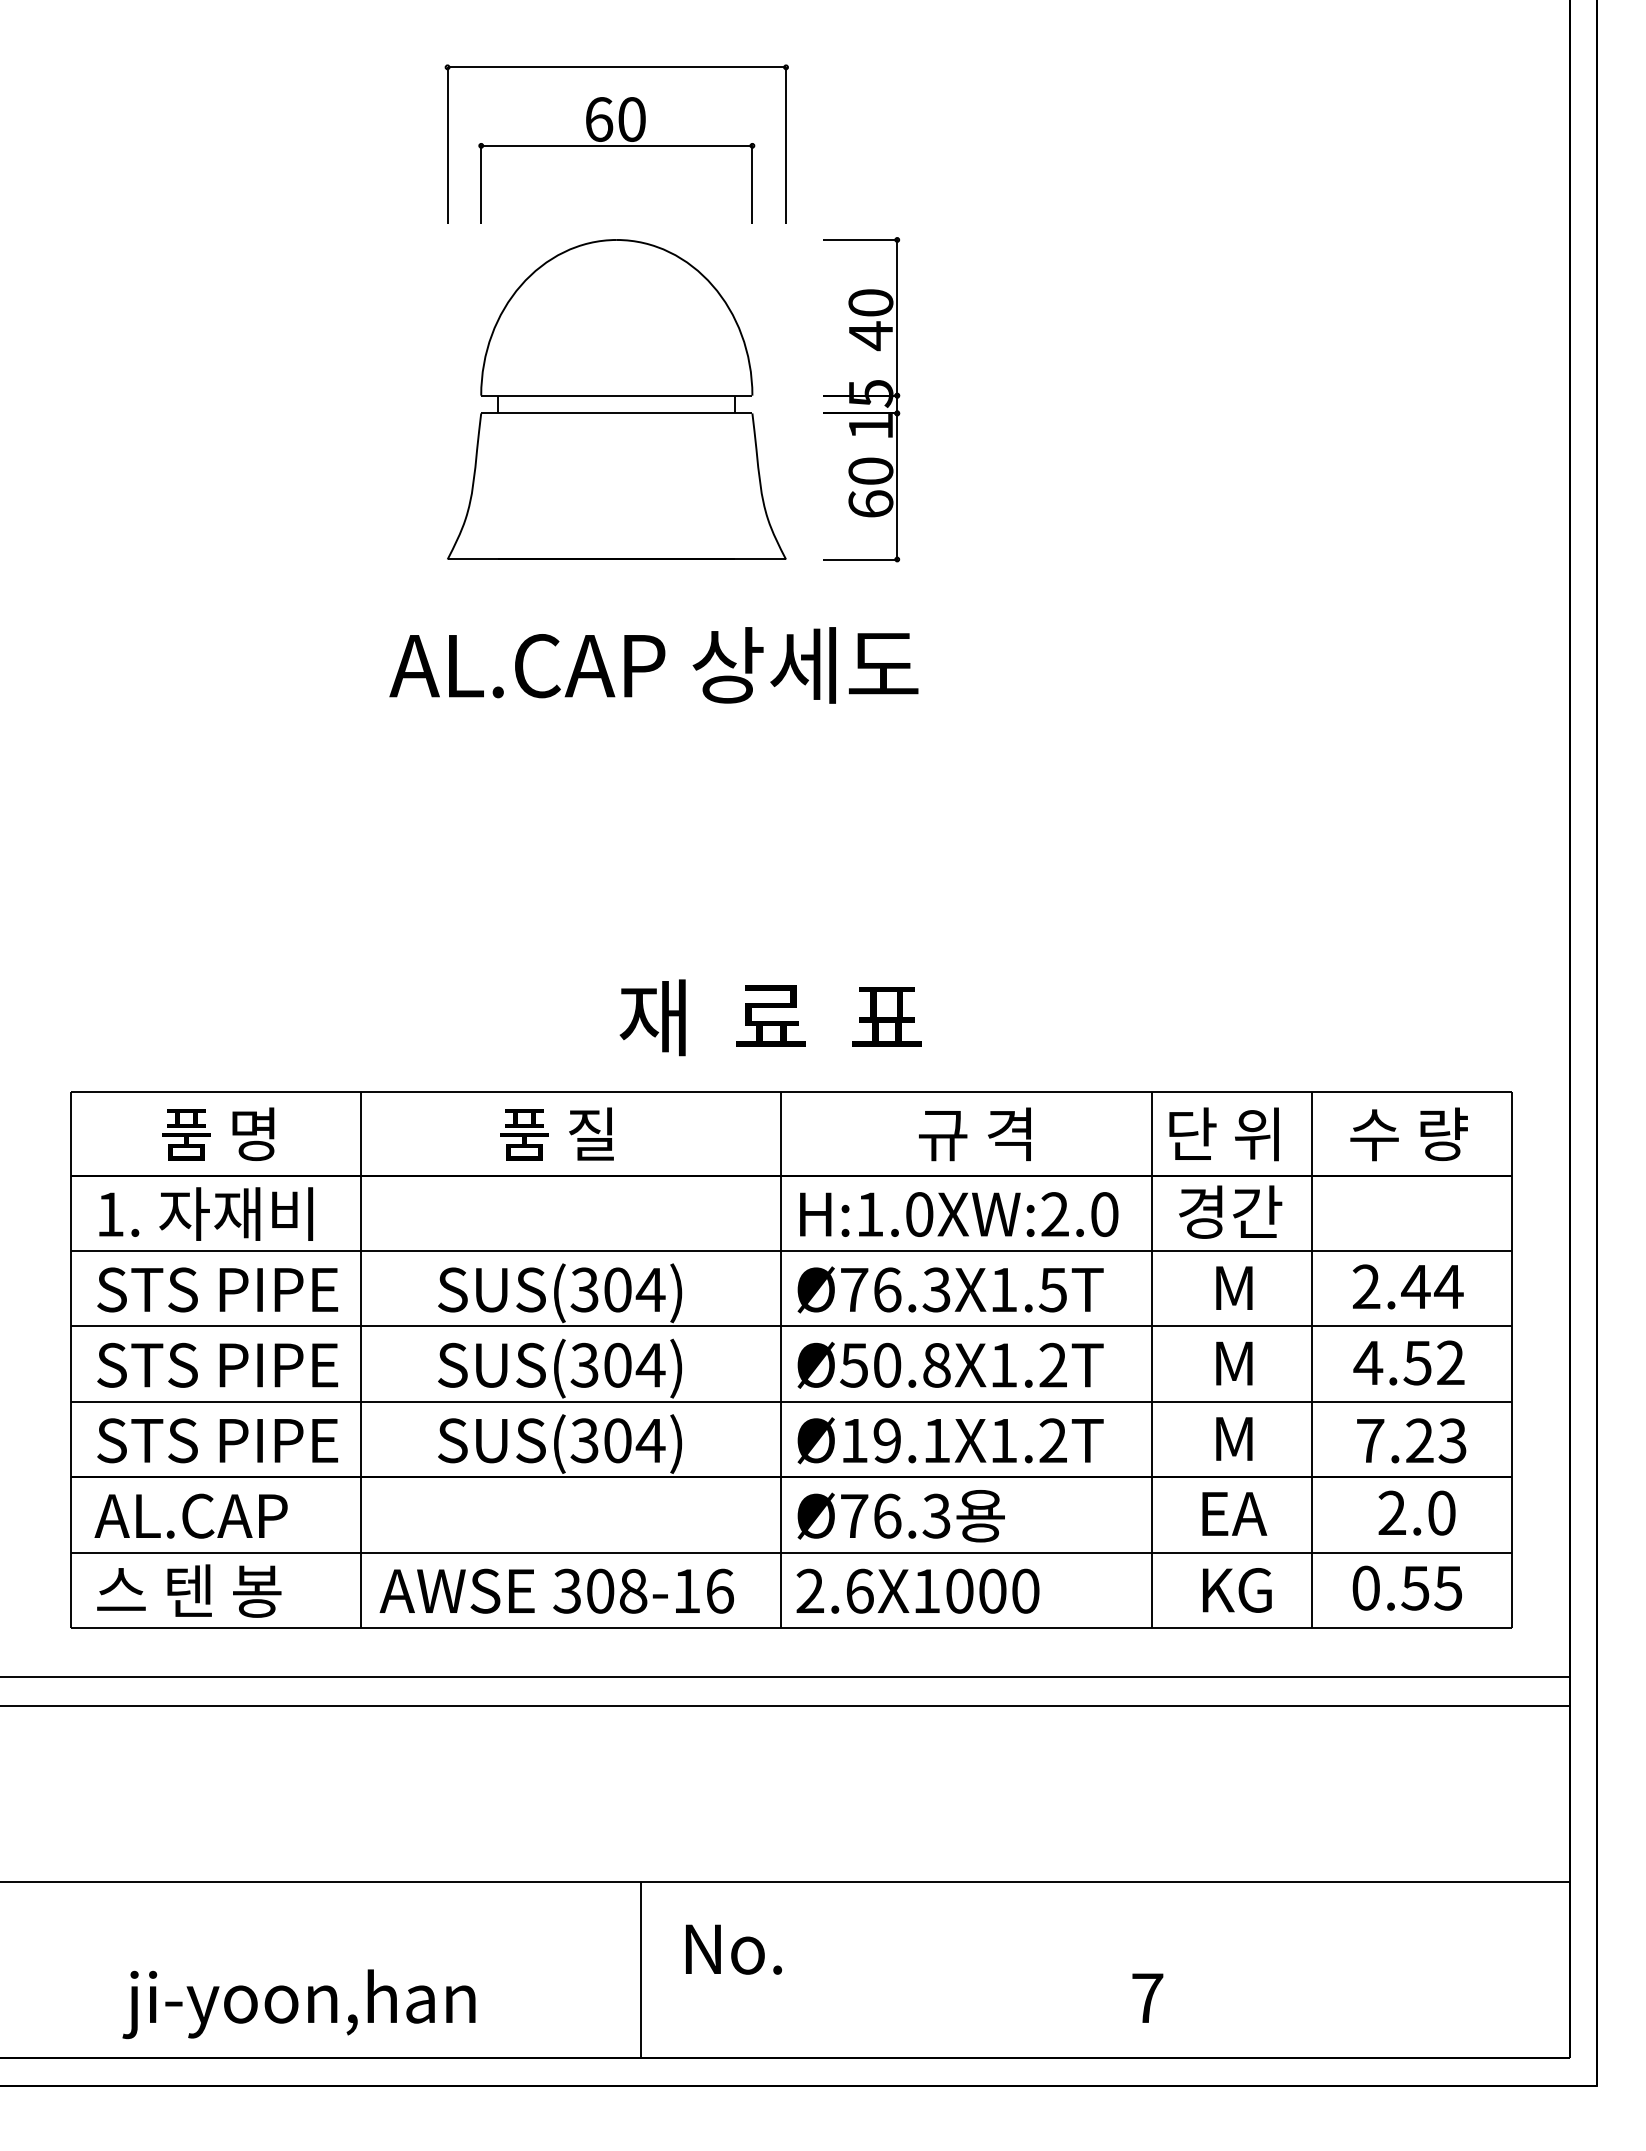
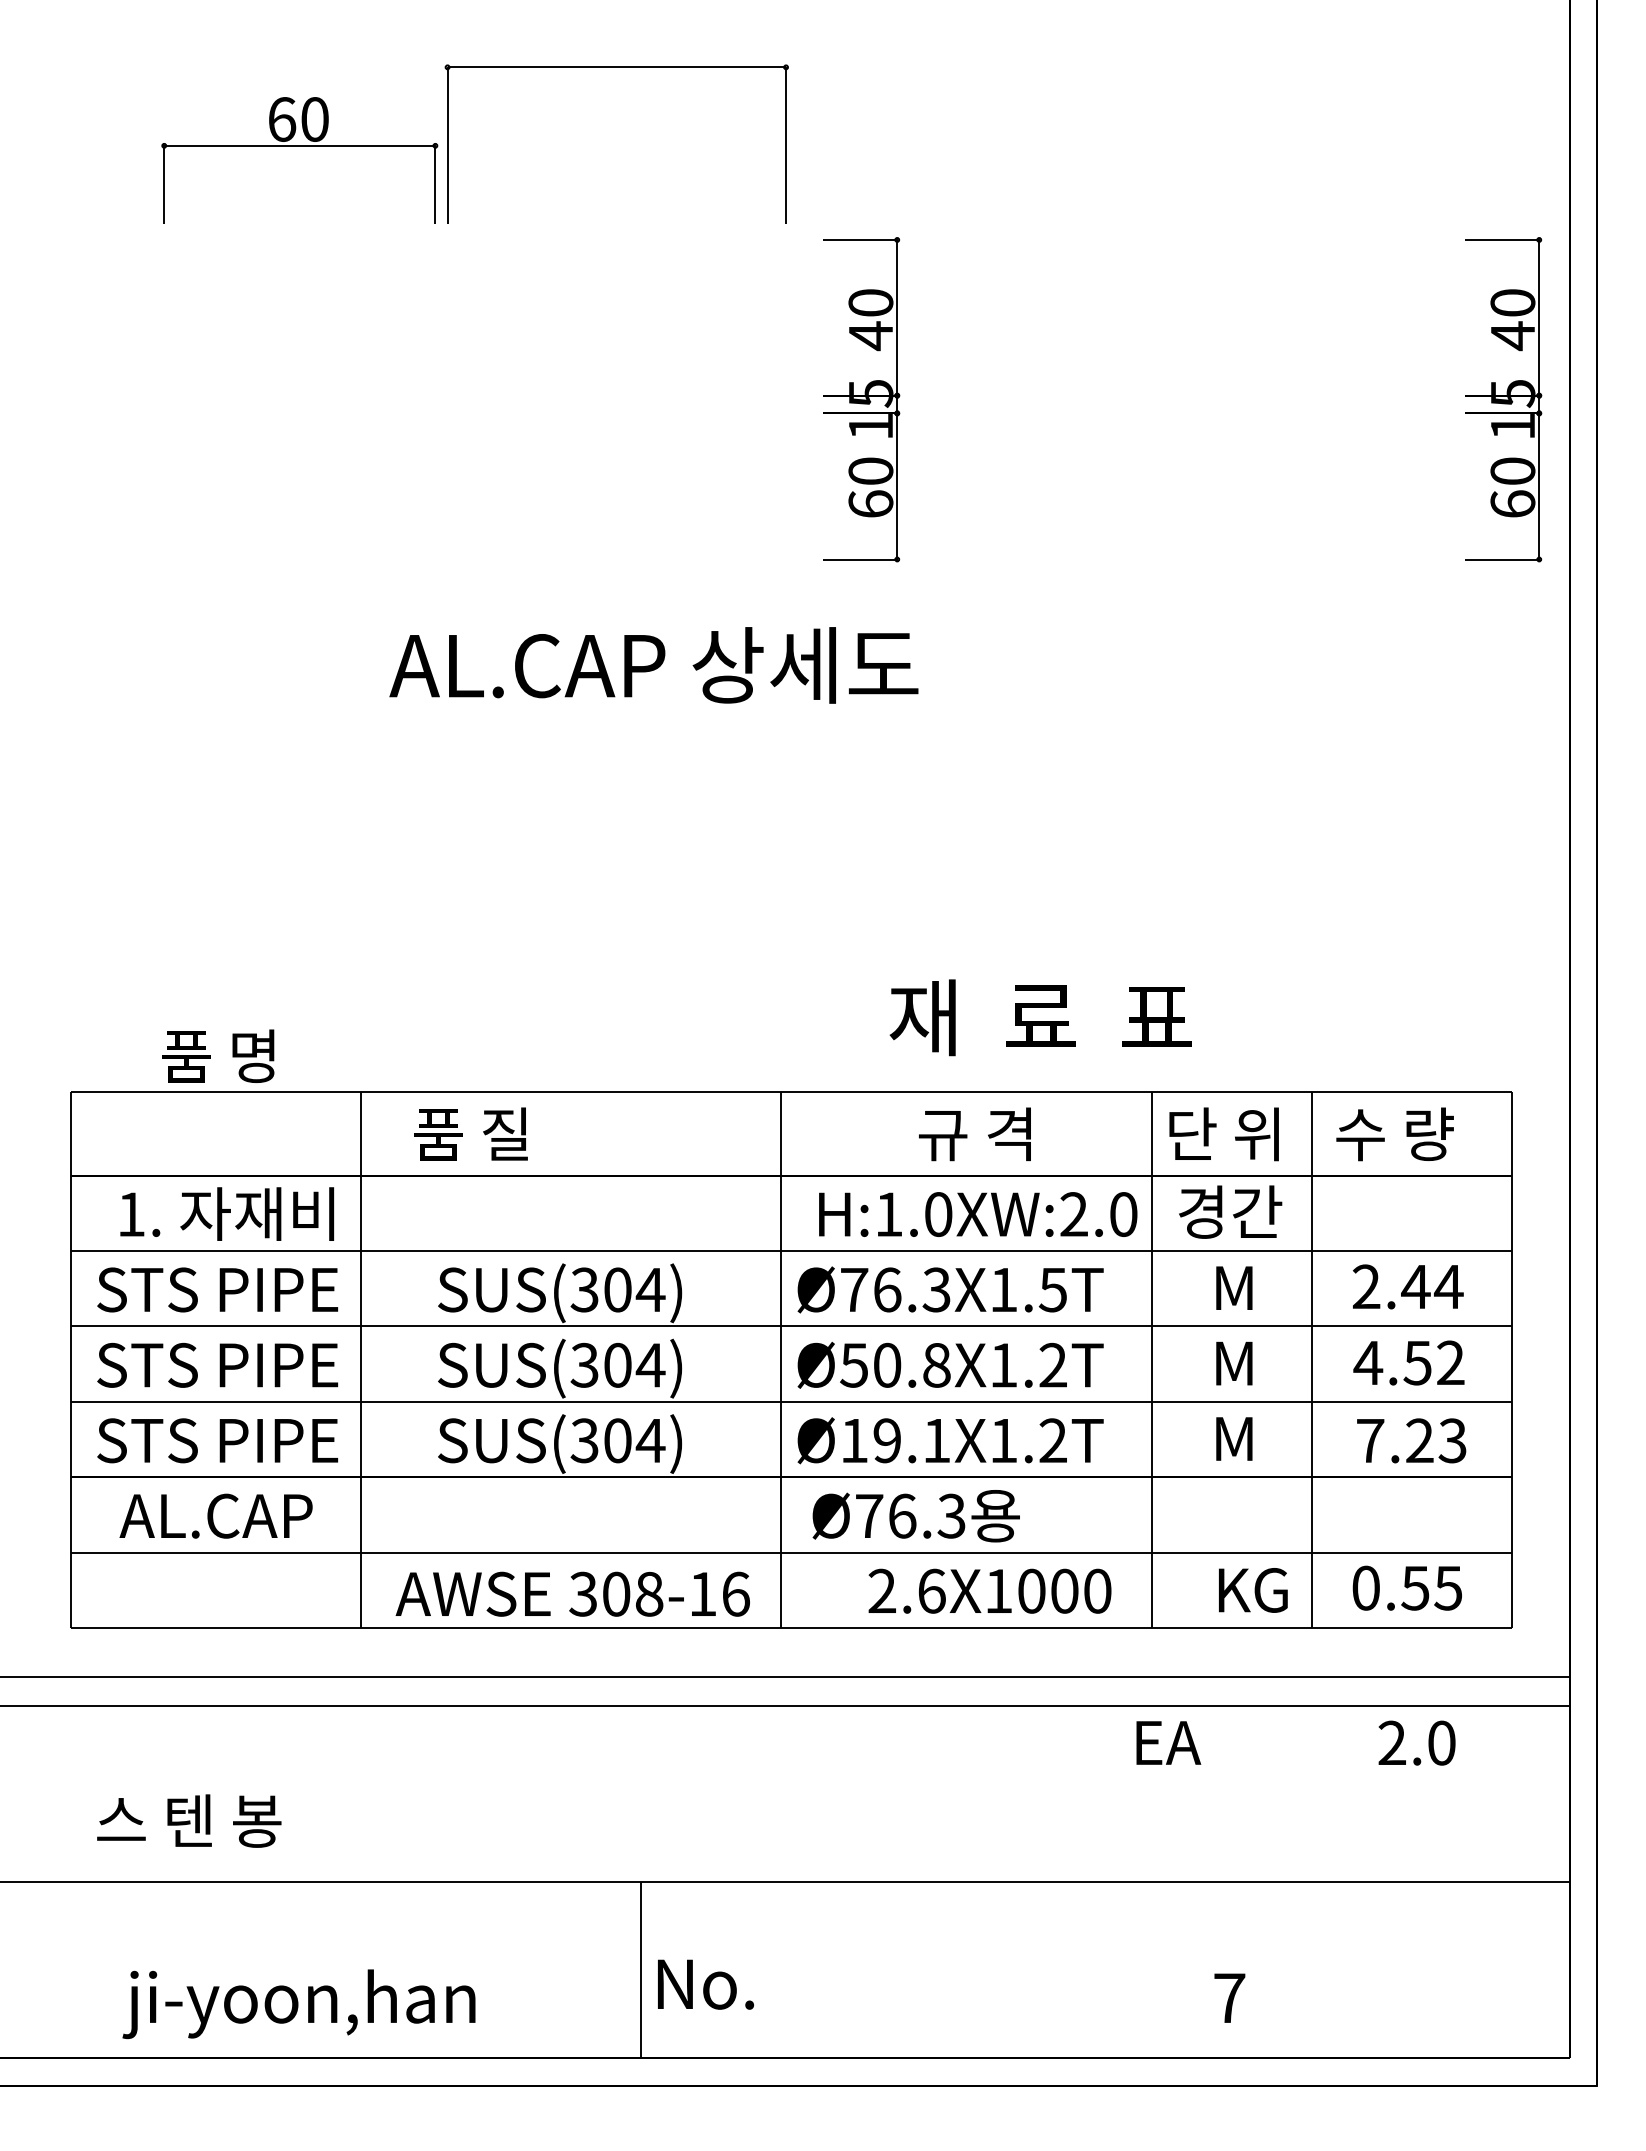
part position: (616, 146) -> (299, 146) (299, 146)
part: present -> none (616, 399)
part: none -> present (1503, 399)
text position: (770, 1017) -> (1040, 1017) (1040, 1017)
text position: (218, 1133) -> (218, 1055) (218, 1055)
text position: (556, 1133) -> (470, 1133) (470, 1133)
text position: (1408, 1134) -> (1394, 1134) (1394, 1134)
text position: (206, 1213) -> (227, 1213) (227, 1213)
text position: (959, 1214) -> (978, 1214) (978, 1214)
text position: (1416, 1512) -> (1416, 1742) (1416, 1742)
text position: (1234, 1513) -> (1168, 1742) (1168, 1742)
text position: (190, 1515) -> (215, 1515) (215, 1515)
text position: (900, 1516) -> (915, 1516) (915, 1516)
text position: (189, 1590) -> (189, 1820) (189, 1820)
text position: (556, 1590) -> (572, 1593) (572, 1593)
text position: (917, 1590) -> (989, 1590) (989, 1590)
text position: (1237, 1590) -> (1253, 1590) (1253, 1590)
text position: (733, 1949) -> (705, 1984) (705, 1984)
text position: (1147, 1997) -> (1229, 1997) (1229, 1997)
